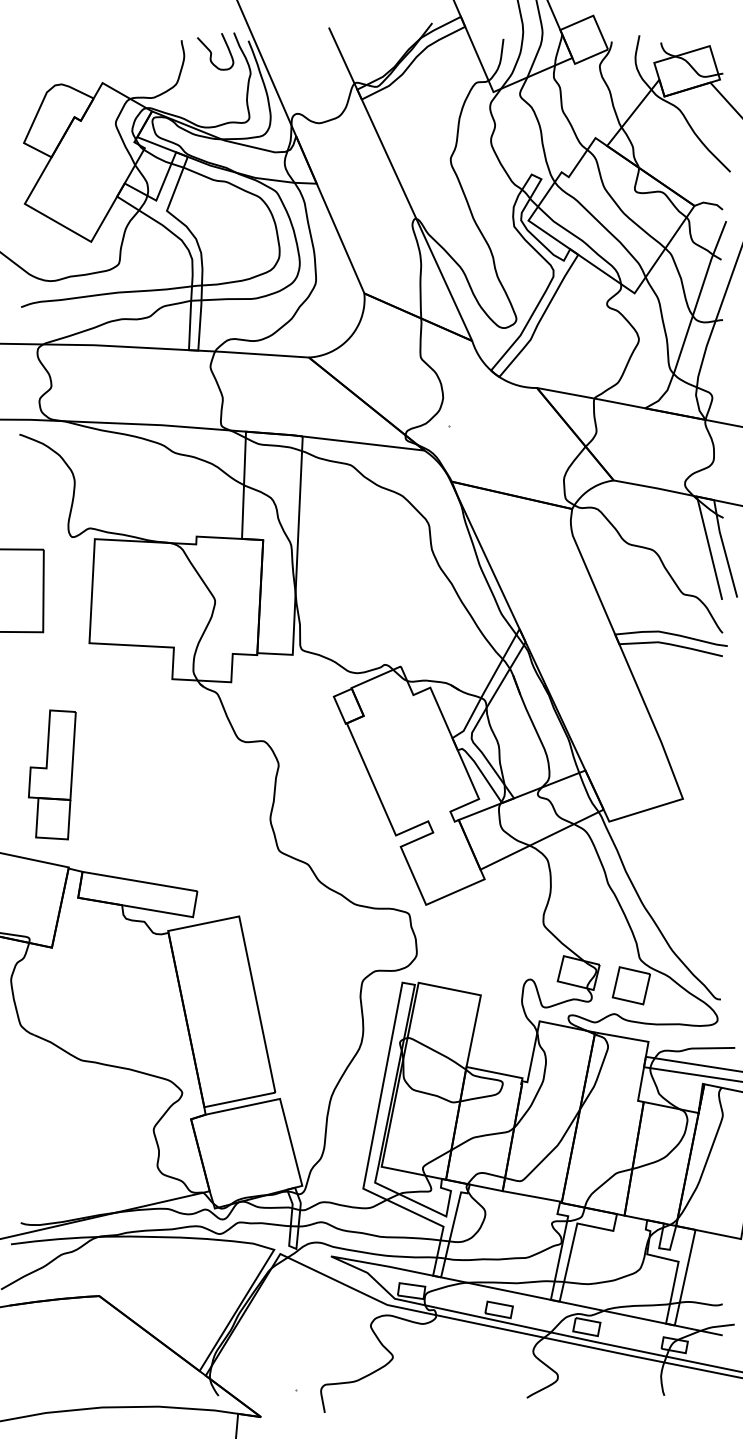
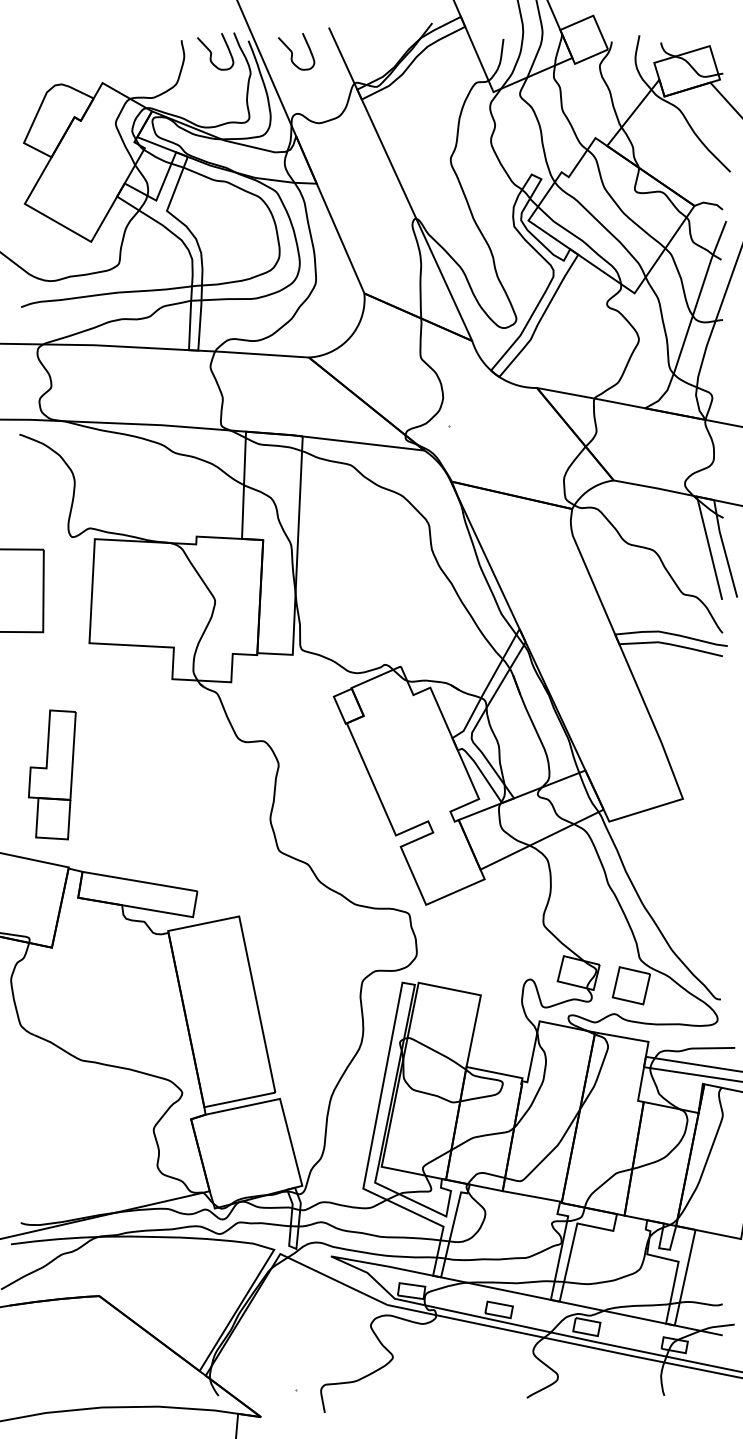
curve: none -> present (292, 51)
